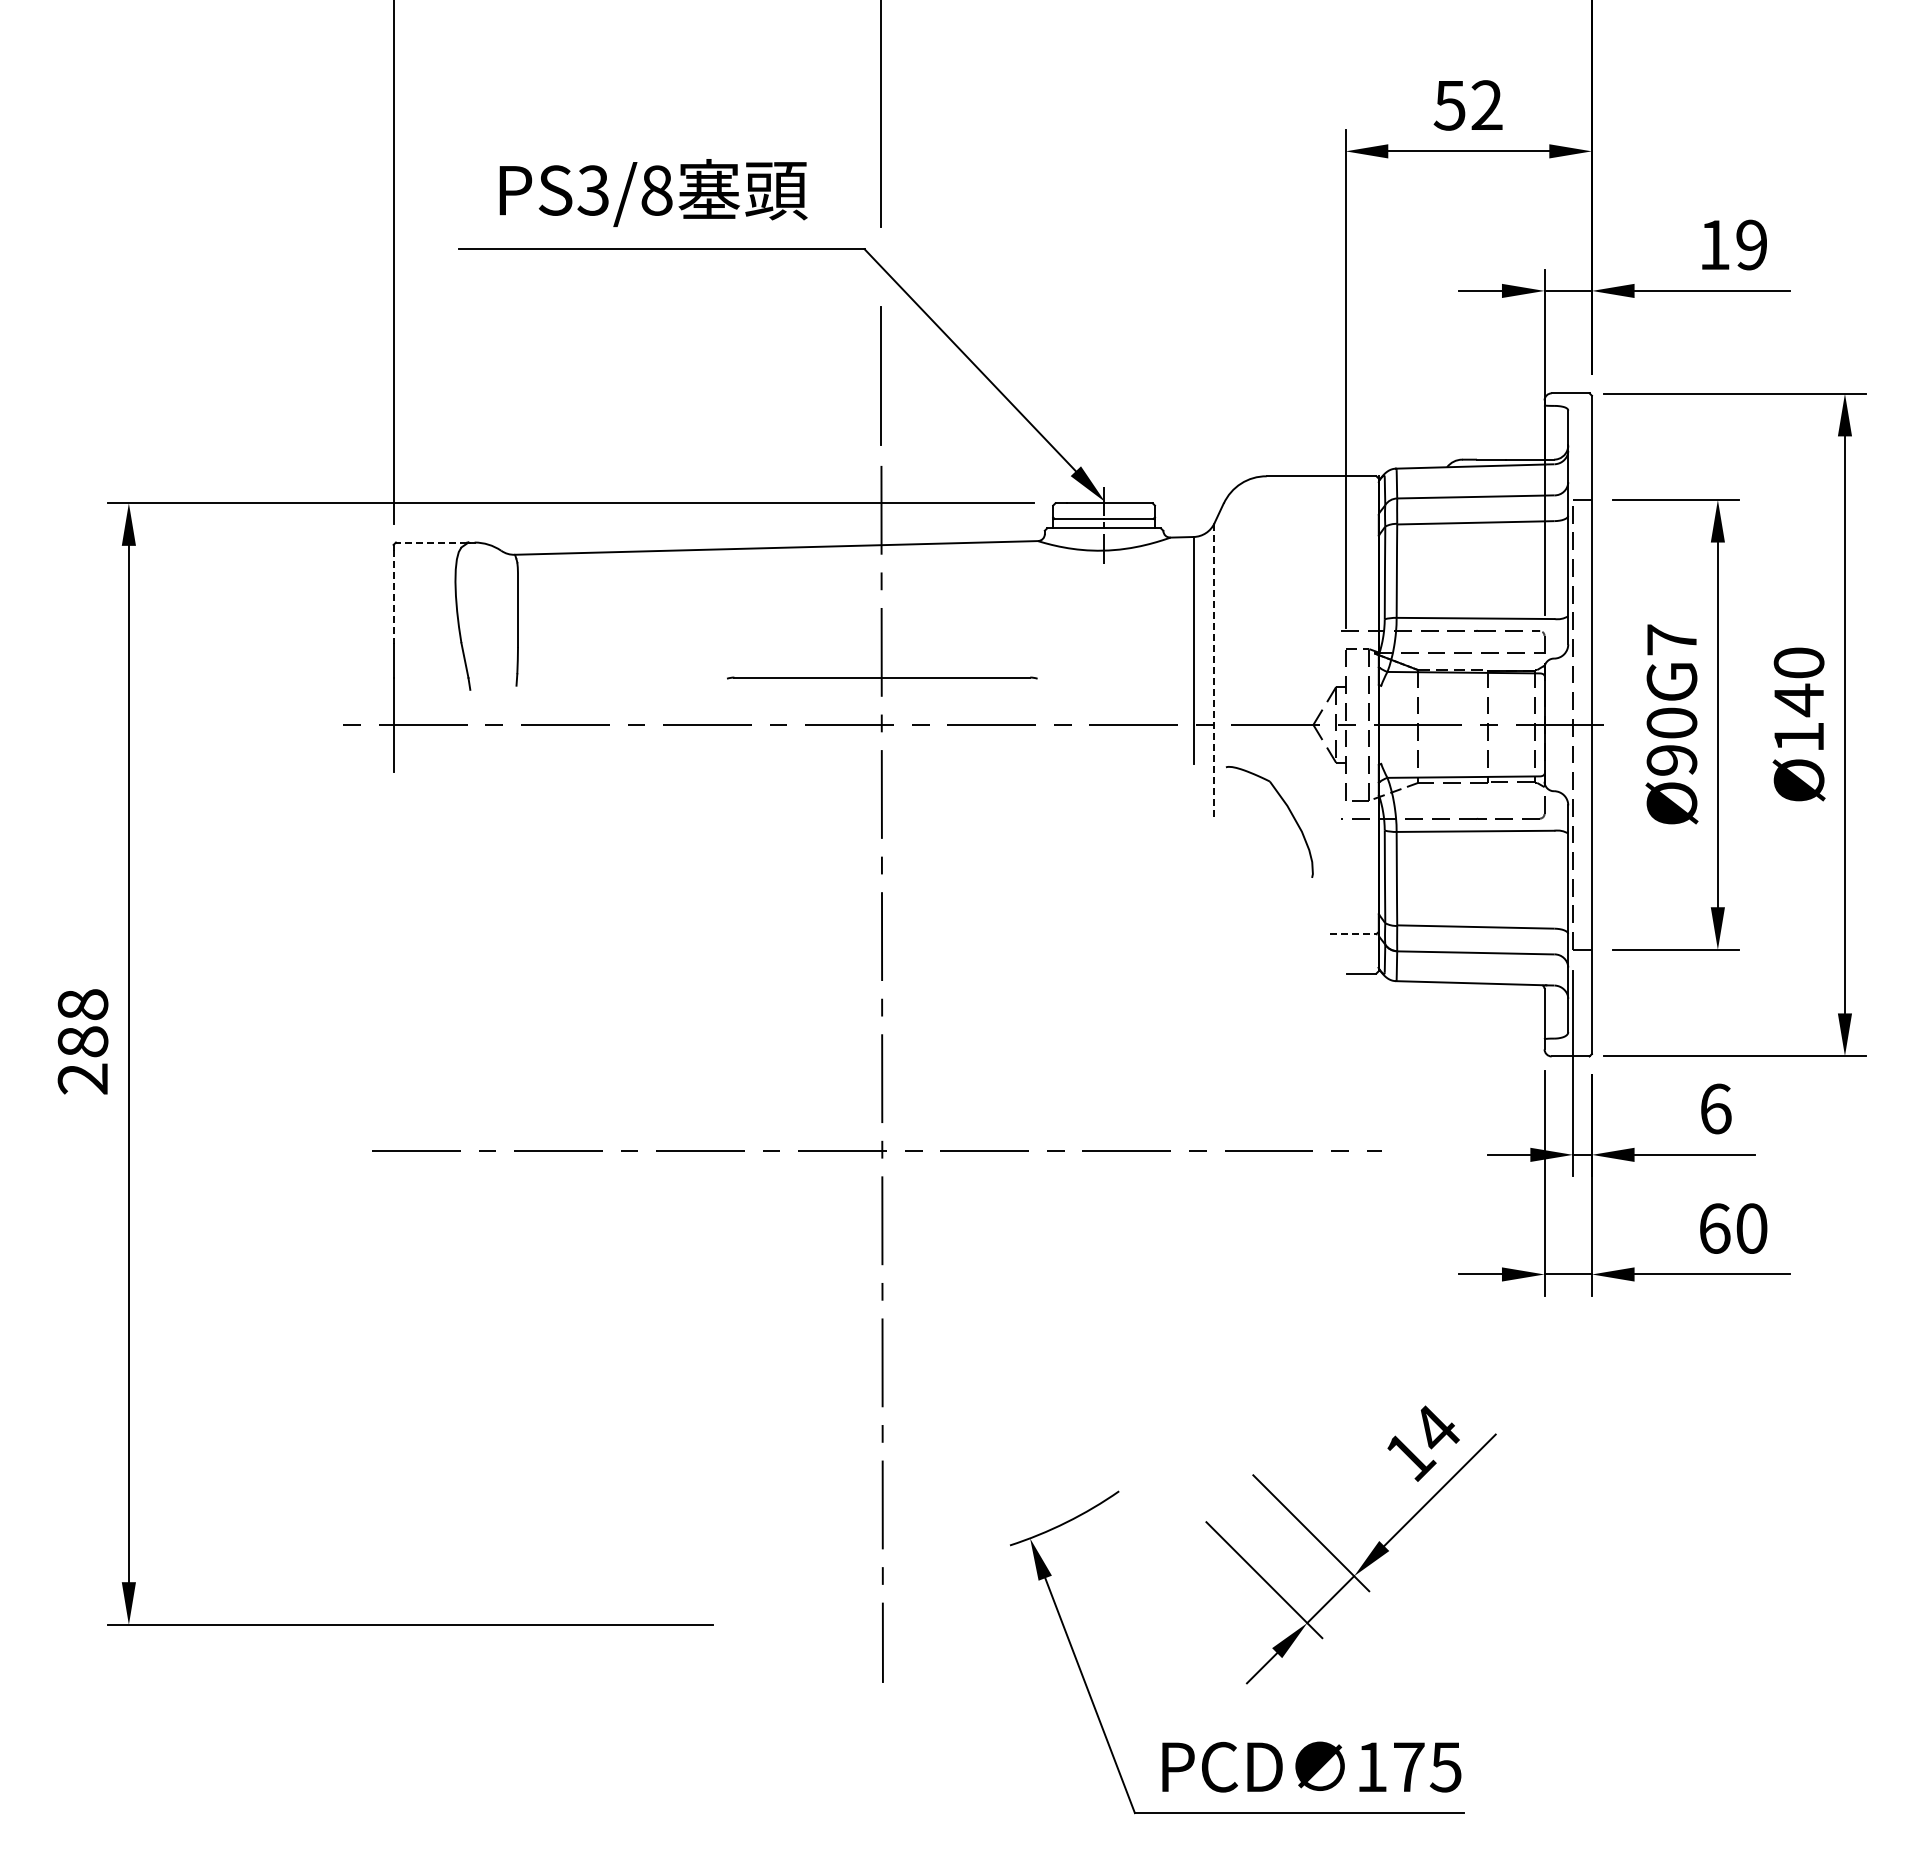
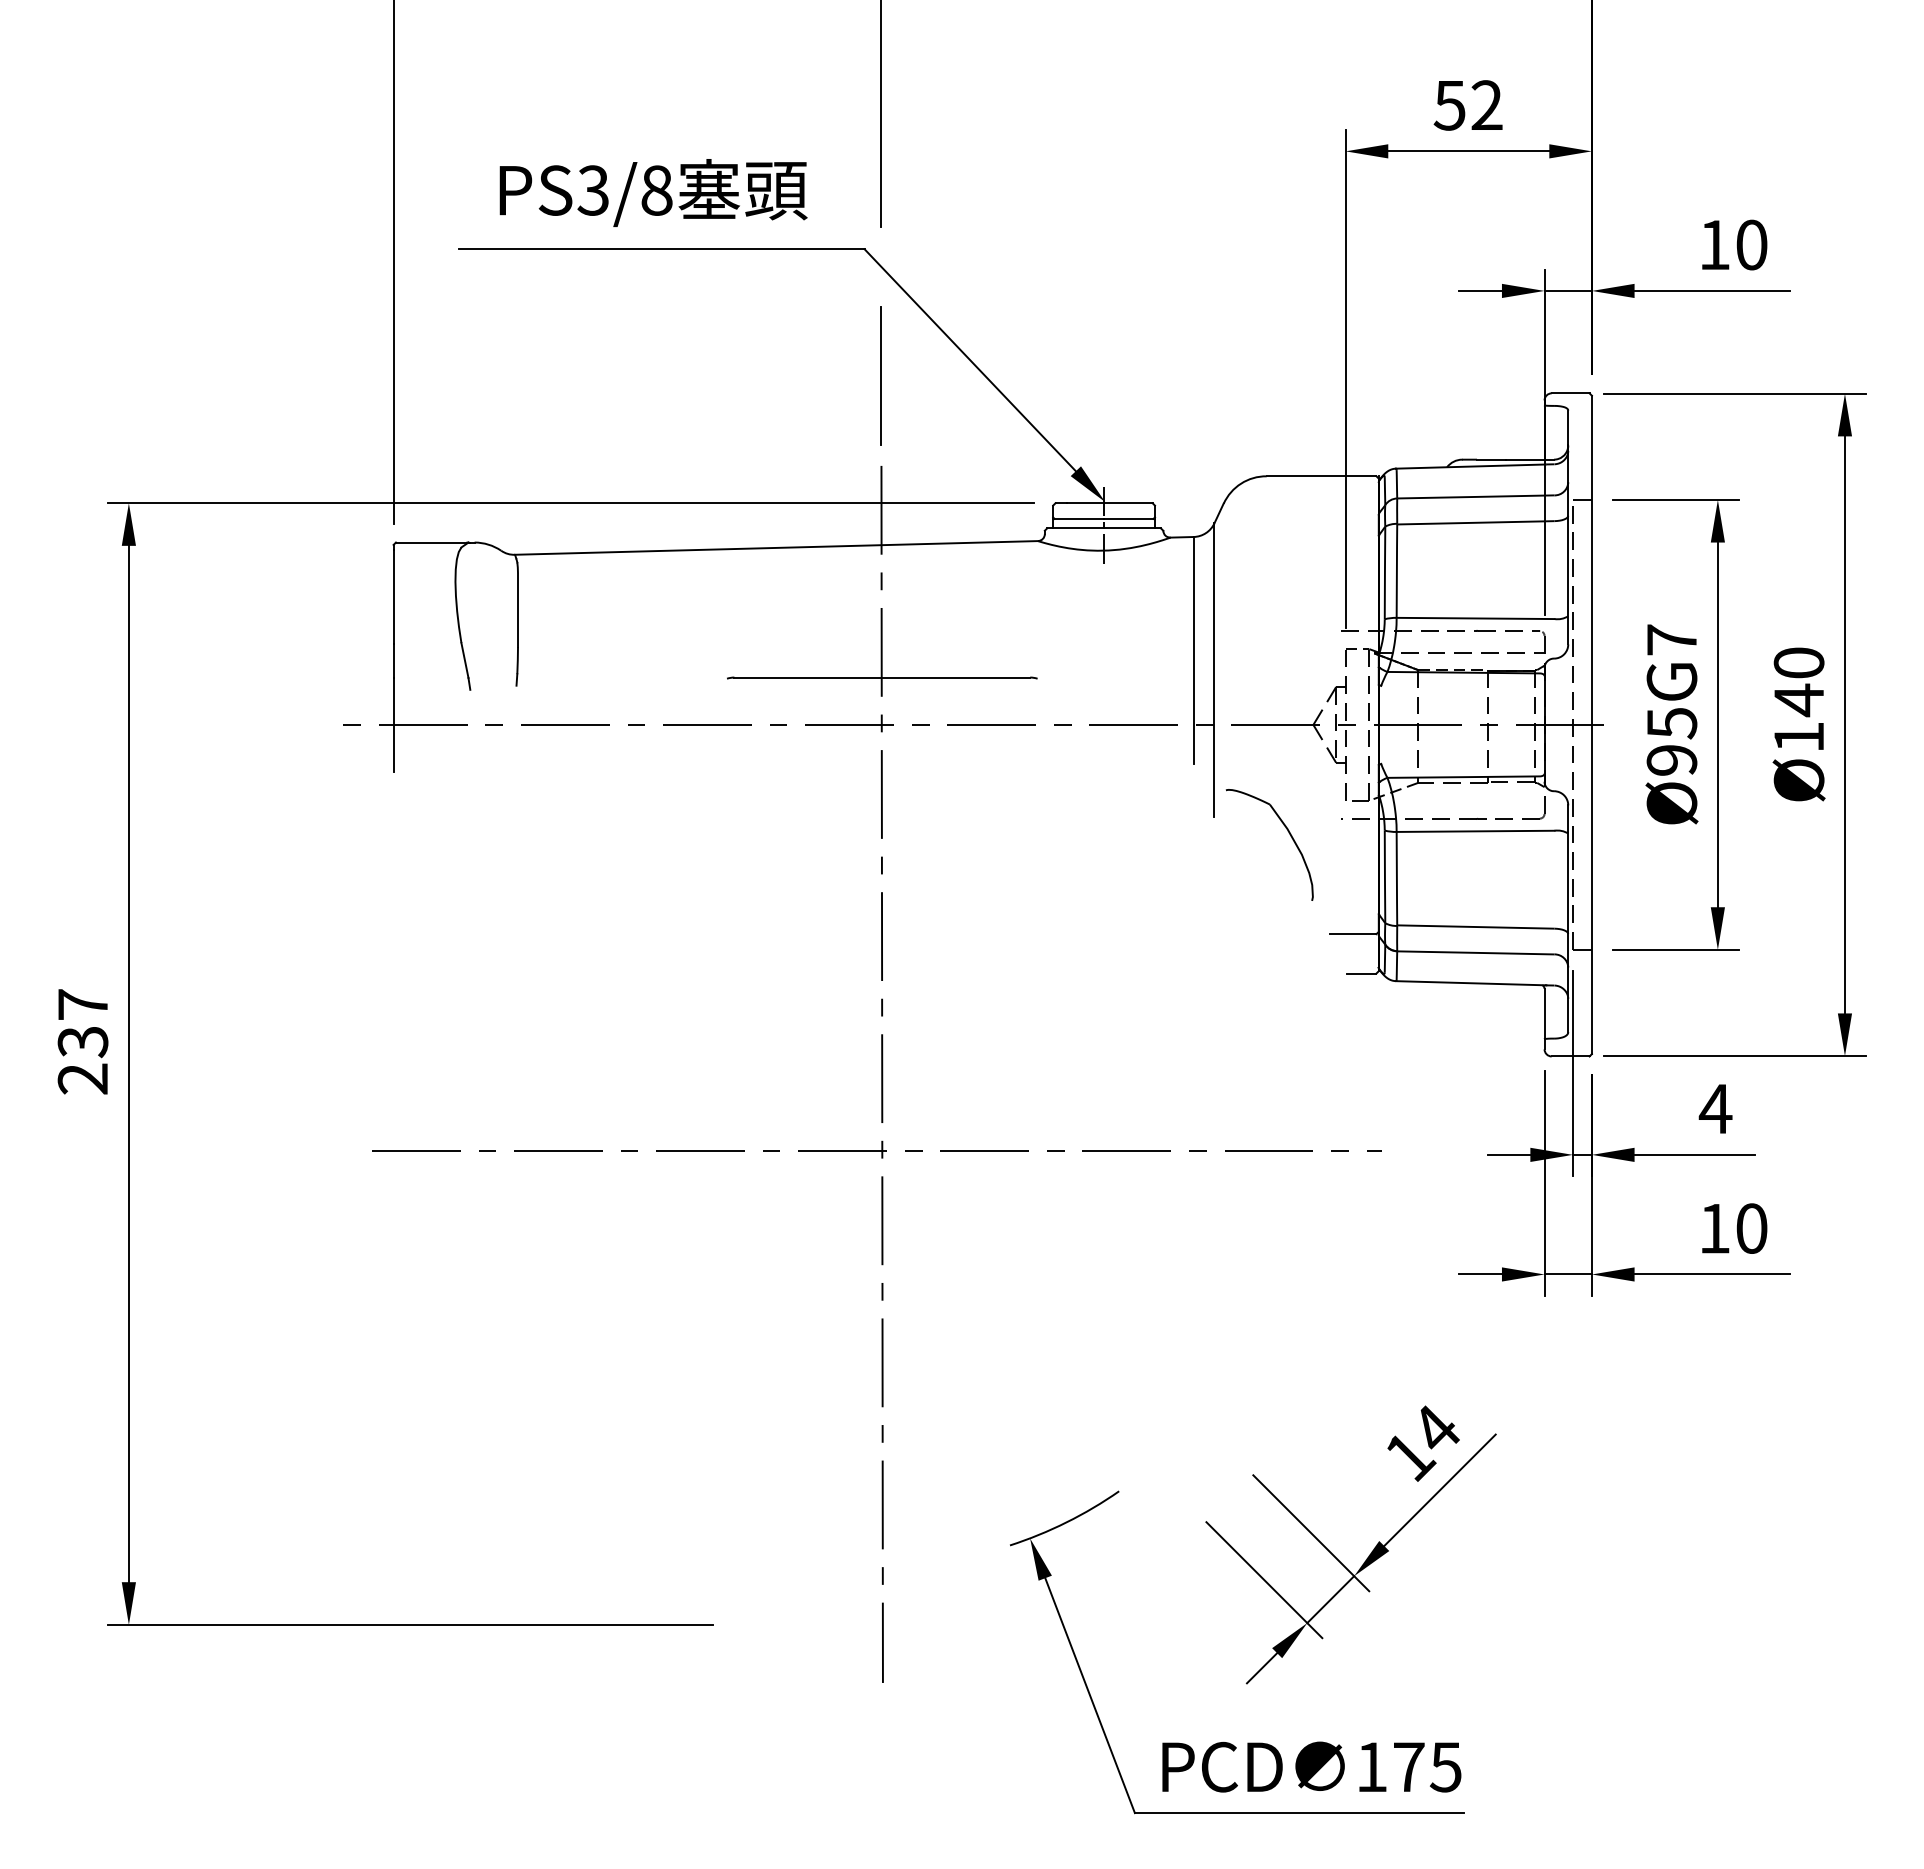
text: 19 -> 10 (1751, 244)
line: dashed -> solid (431, 542)
line: dashed -> solid (393, 596)
line: dashed -> solid (1214, 670)
text: Ø90G7 -> Ø95G7 (1671, 723)
part position: (1288, 810) -> (1288, 833) (1288, 833)
line: dashed -> solid (1353, 934)
text: 288 -> 237 (82, 1023)
text: 6 -> 4 (1715, 1108)
text: 60 -> 10 (1715, 1228)
